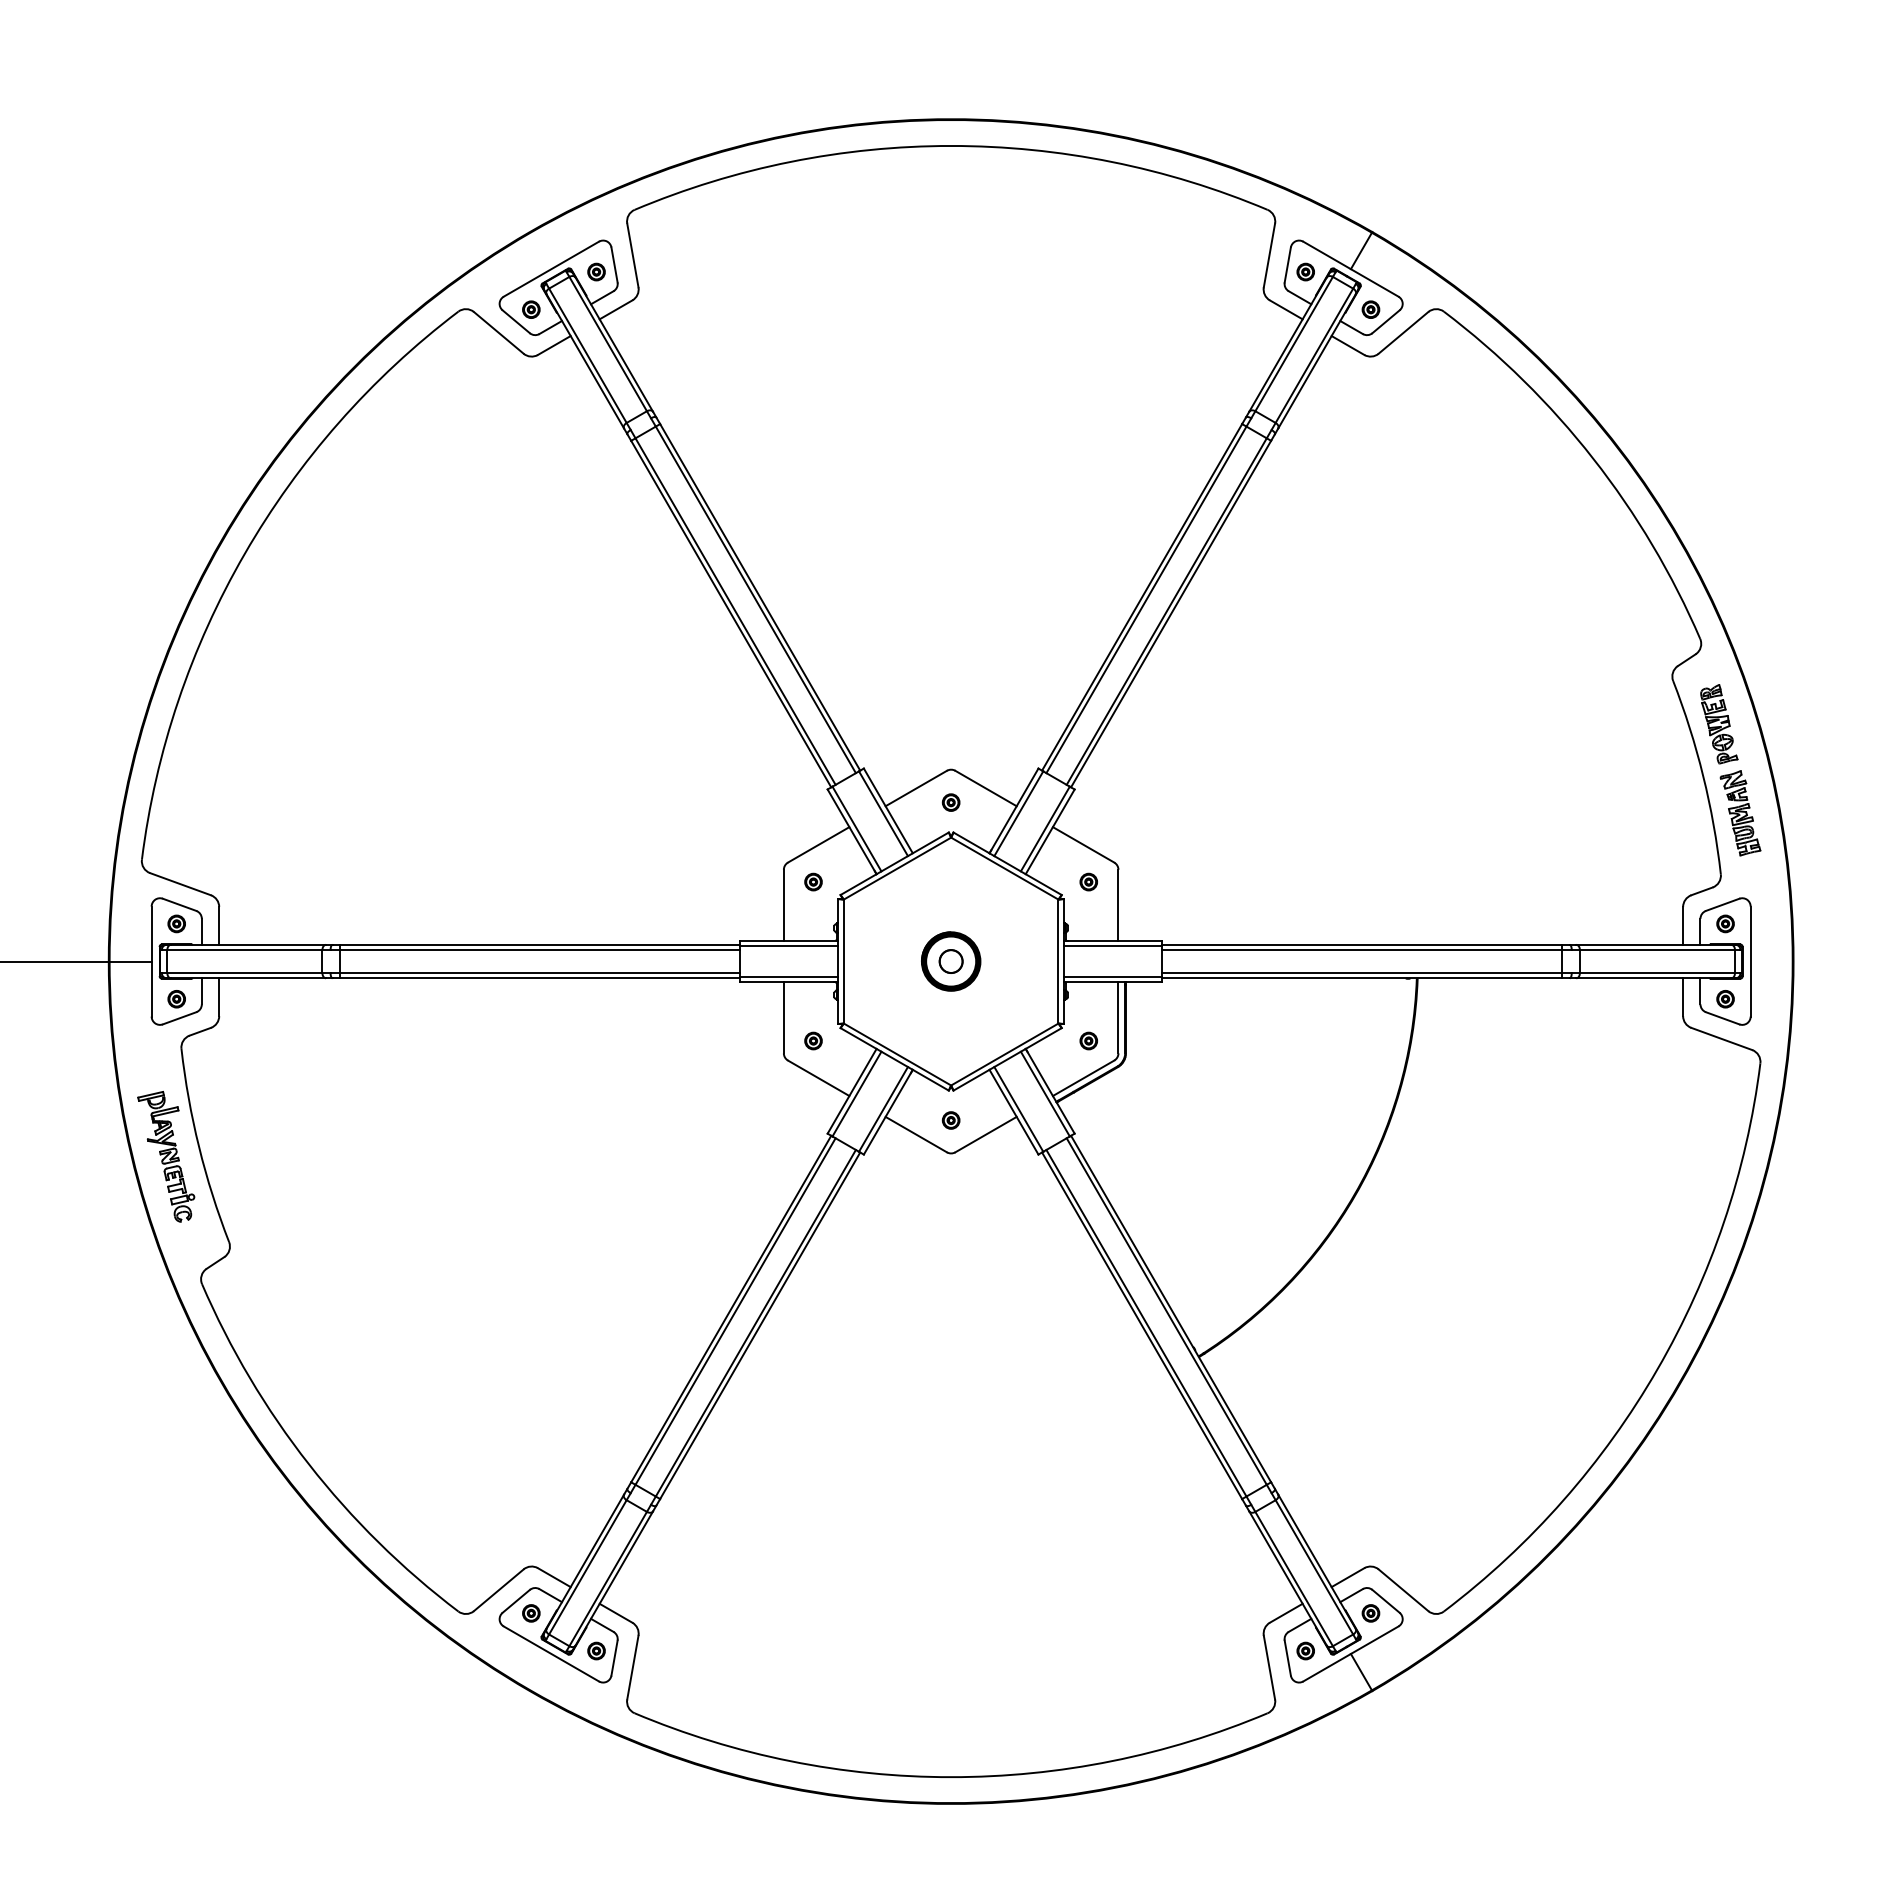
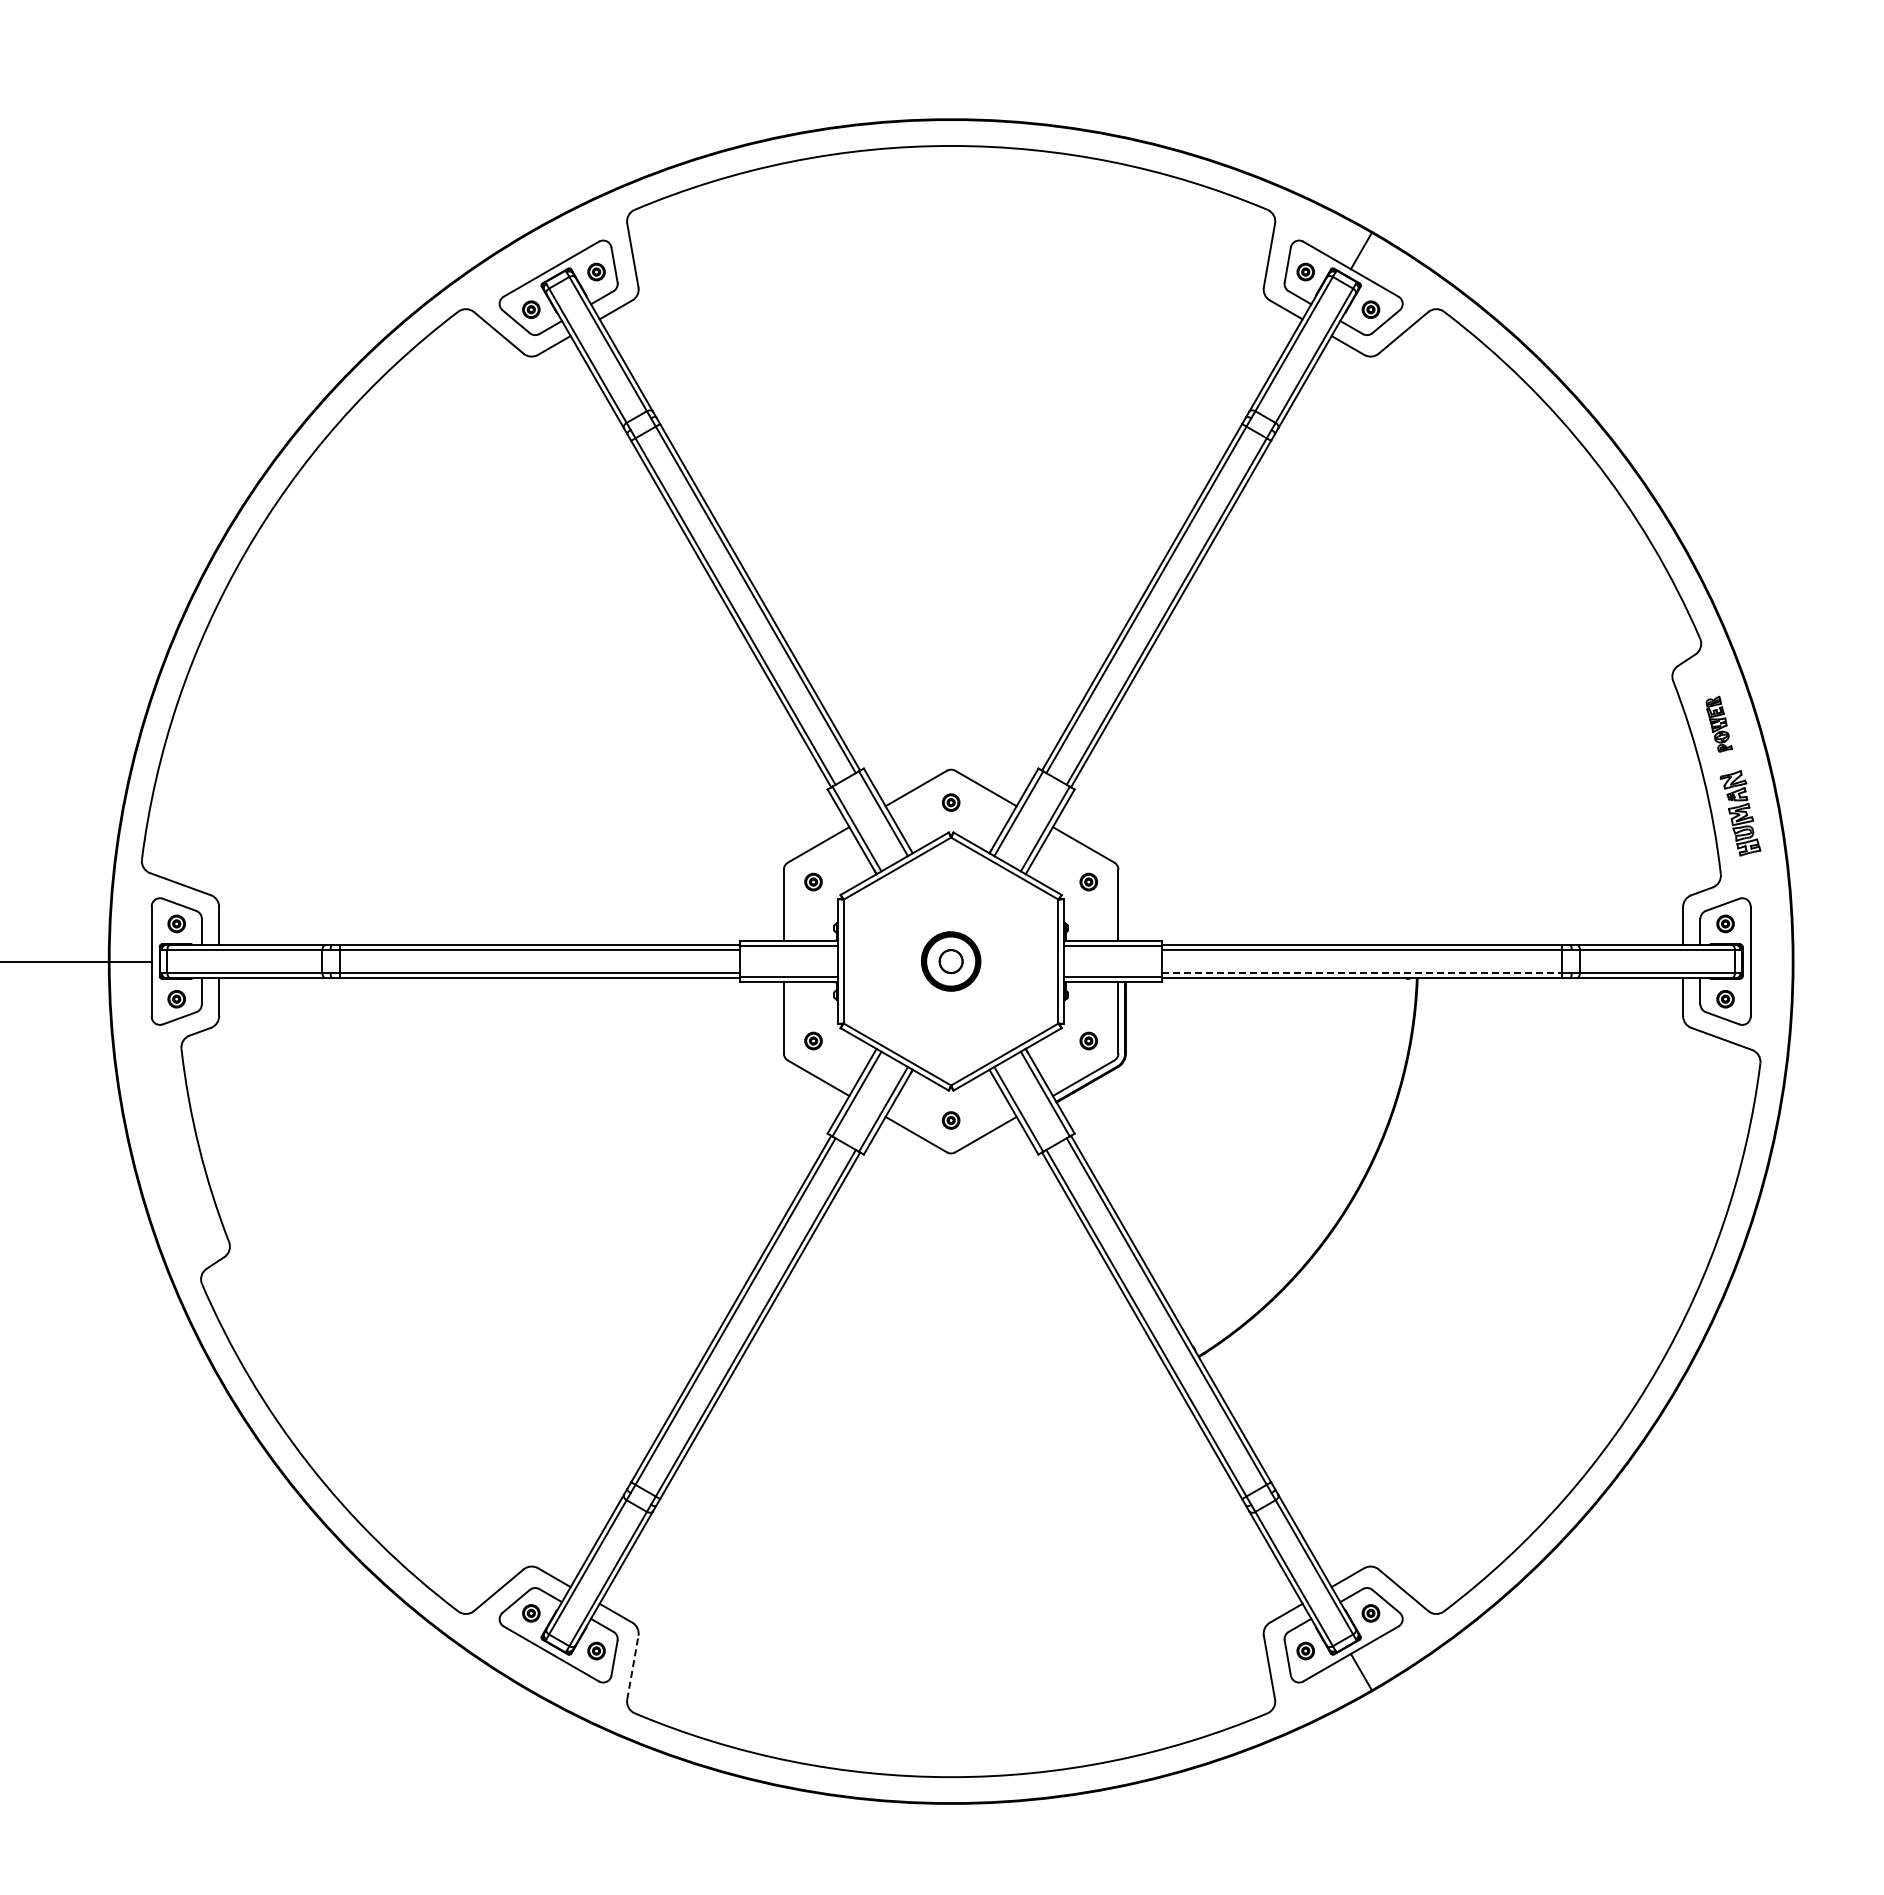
part size: 39x81 px -> 29x58 px (1719, 723)
line: solid -> dashed (1362, 973)
part: present -> none (166, 1156)
line: solid -> dashed (632, 1667)
